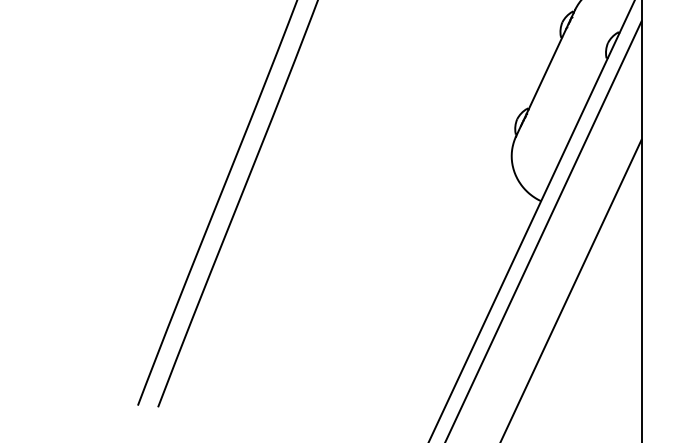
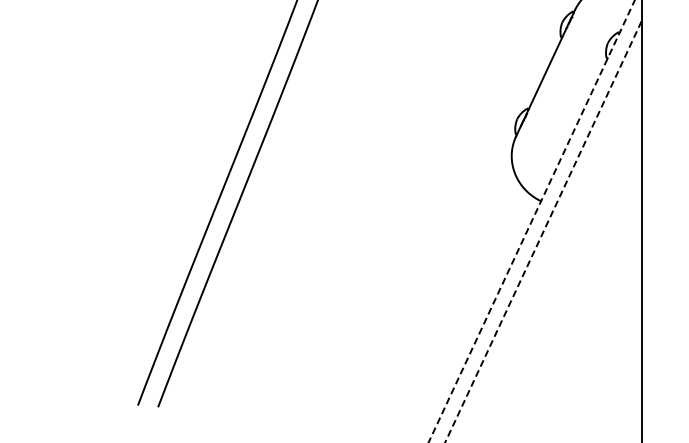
line: solid -> dashed (531, 221)
line: solid -> dashed (543, 232)
line: present -> none (571, 289)
